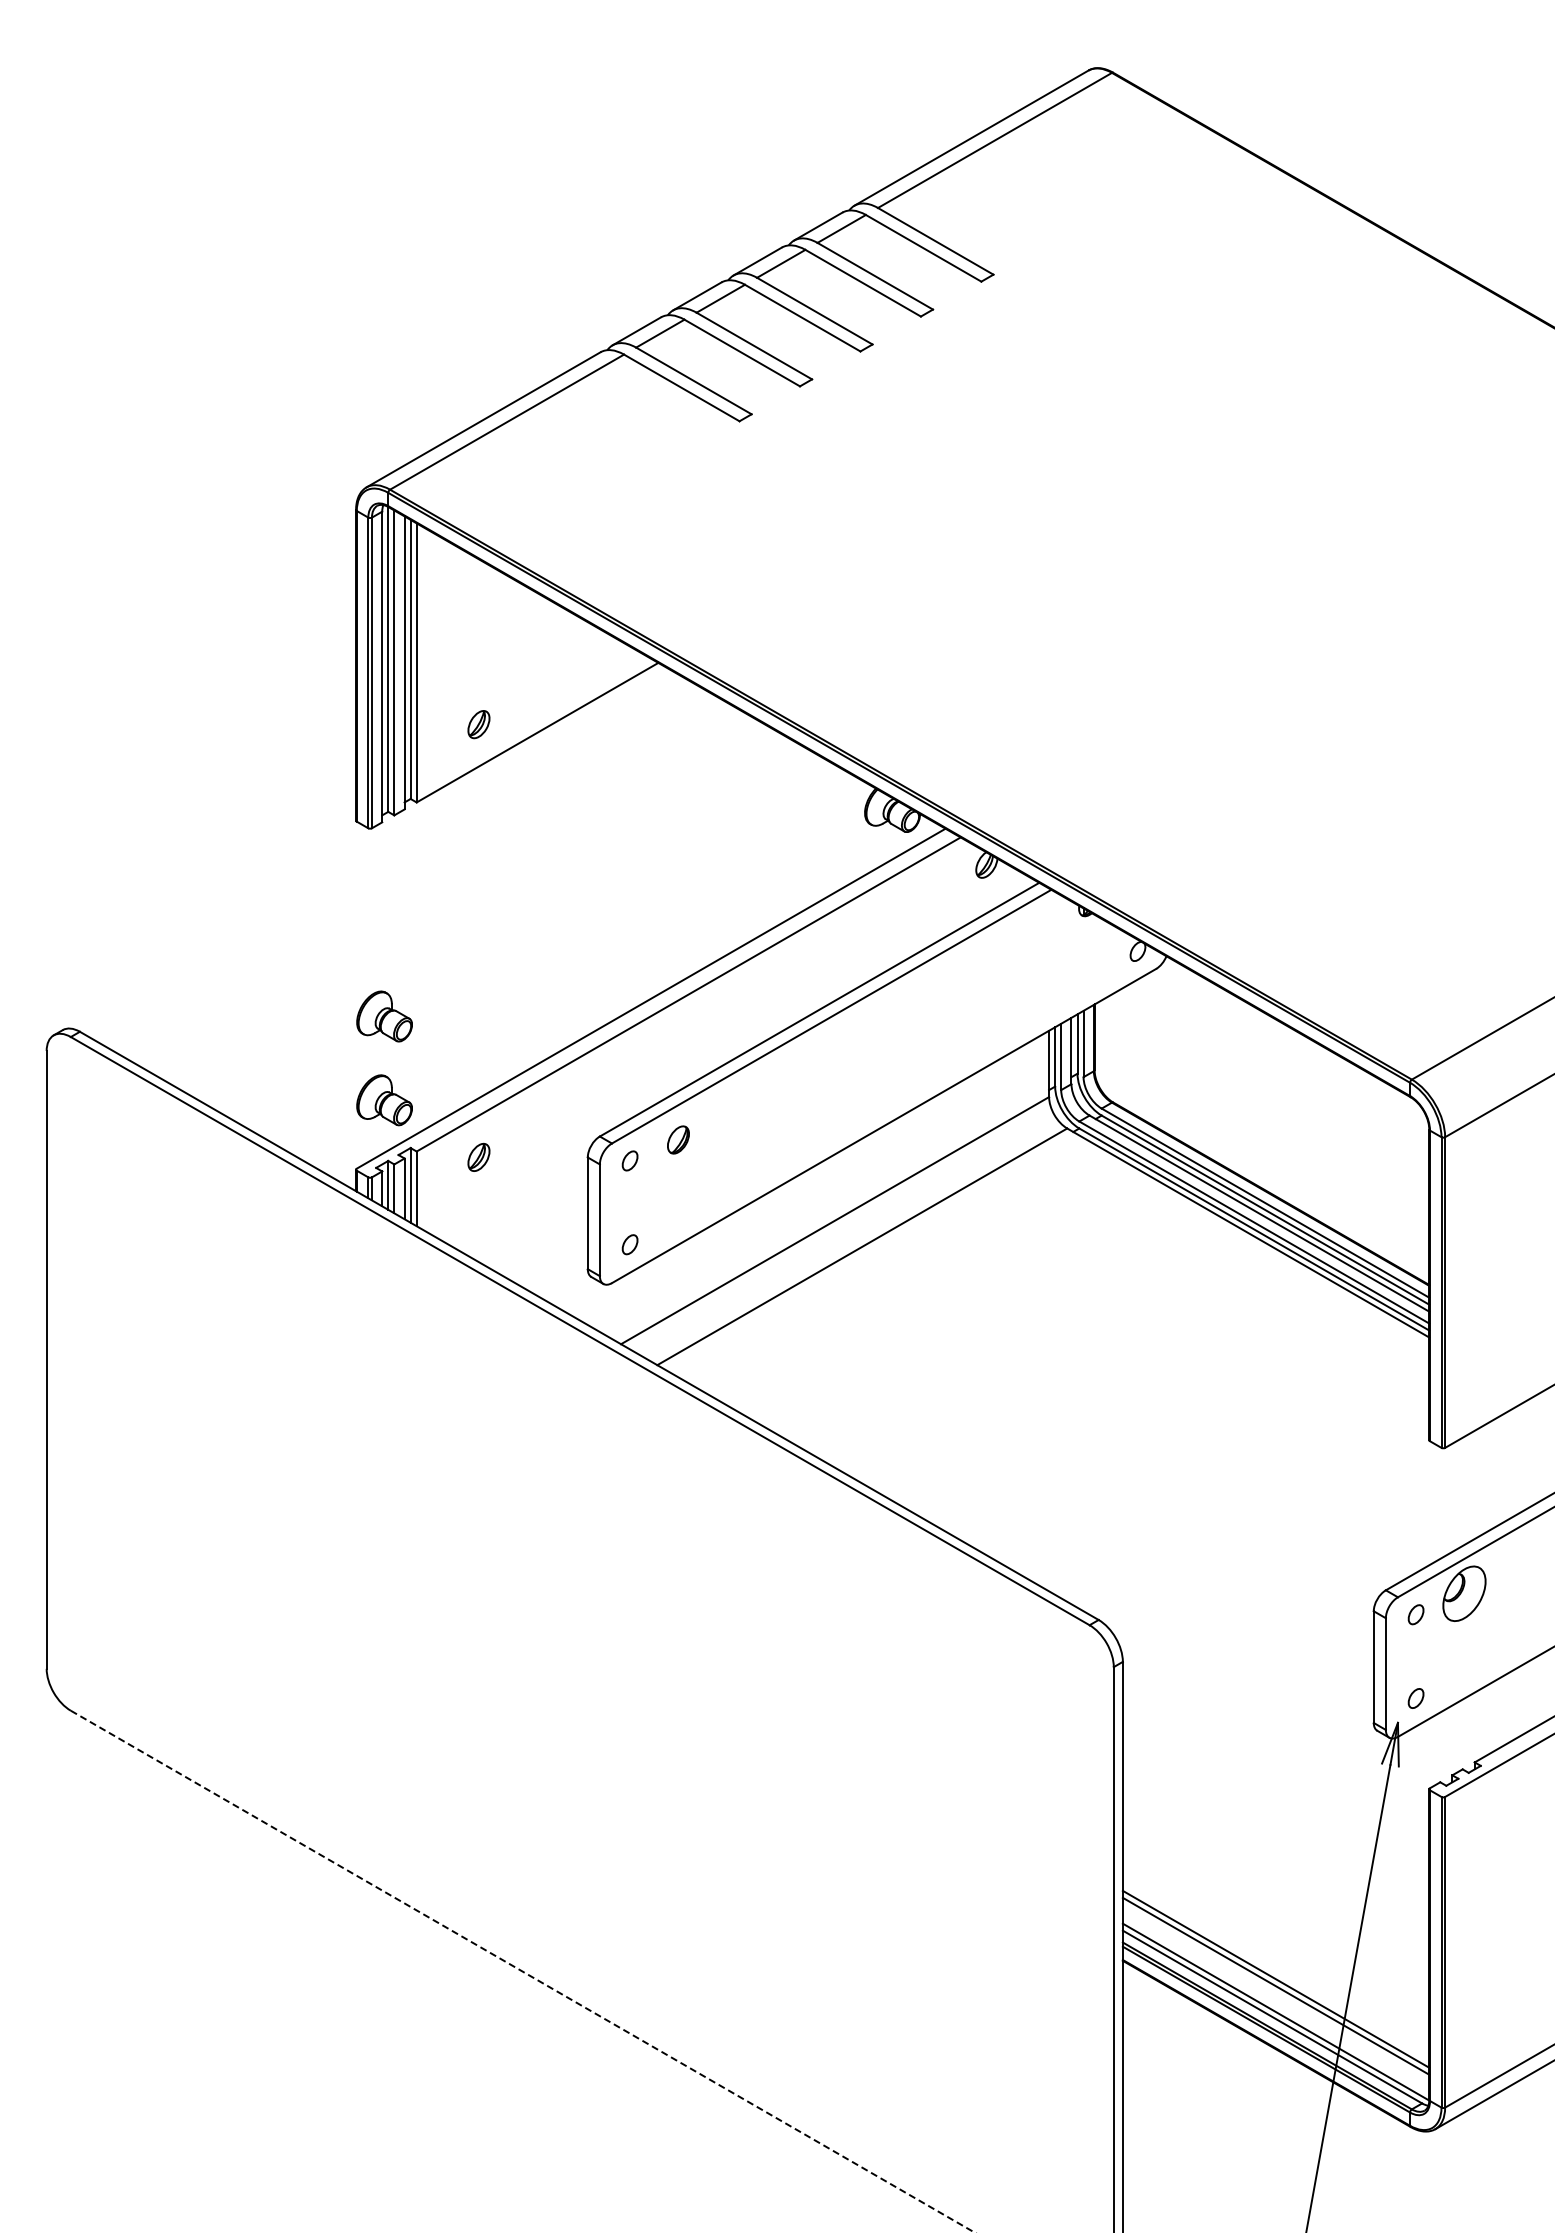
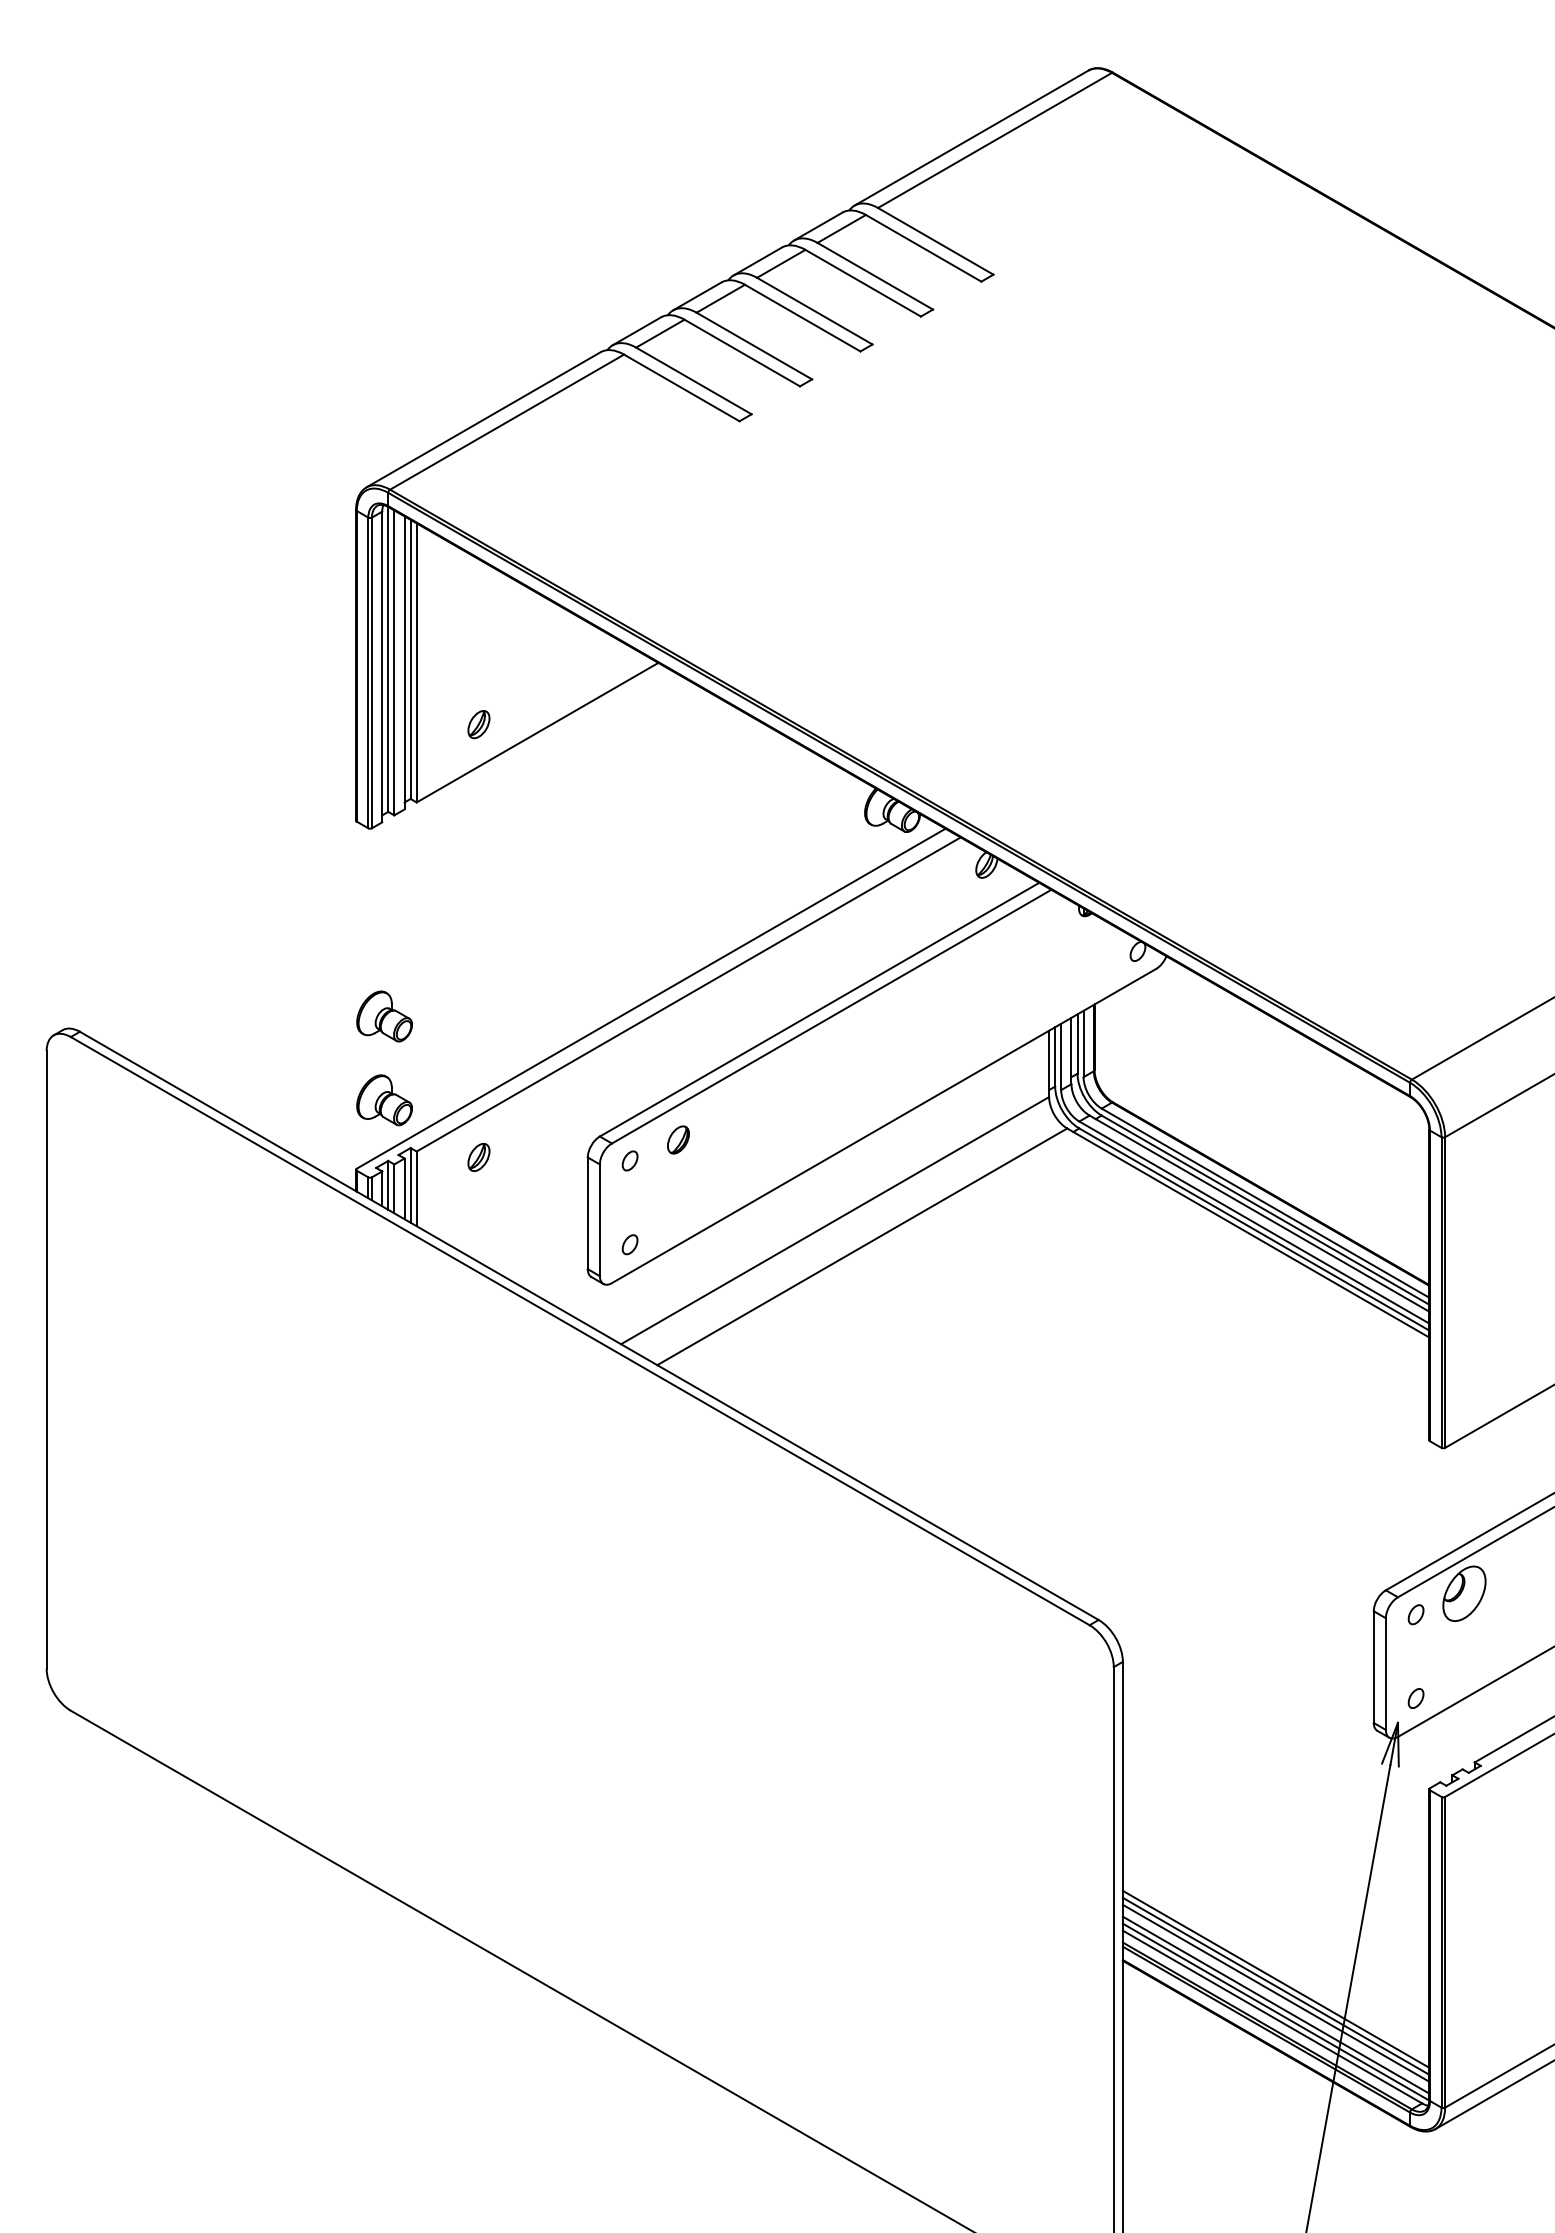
line: dashed -> solid (523, 1972)
line: none -> present (1275, 1992)
line: none -> present (1275, 2004)
